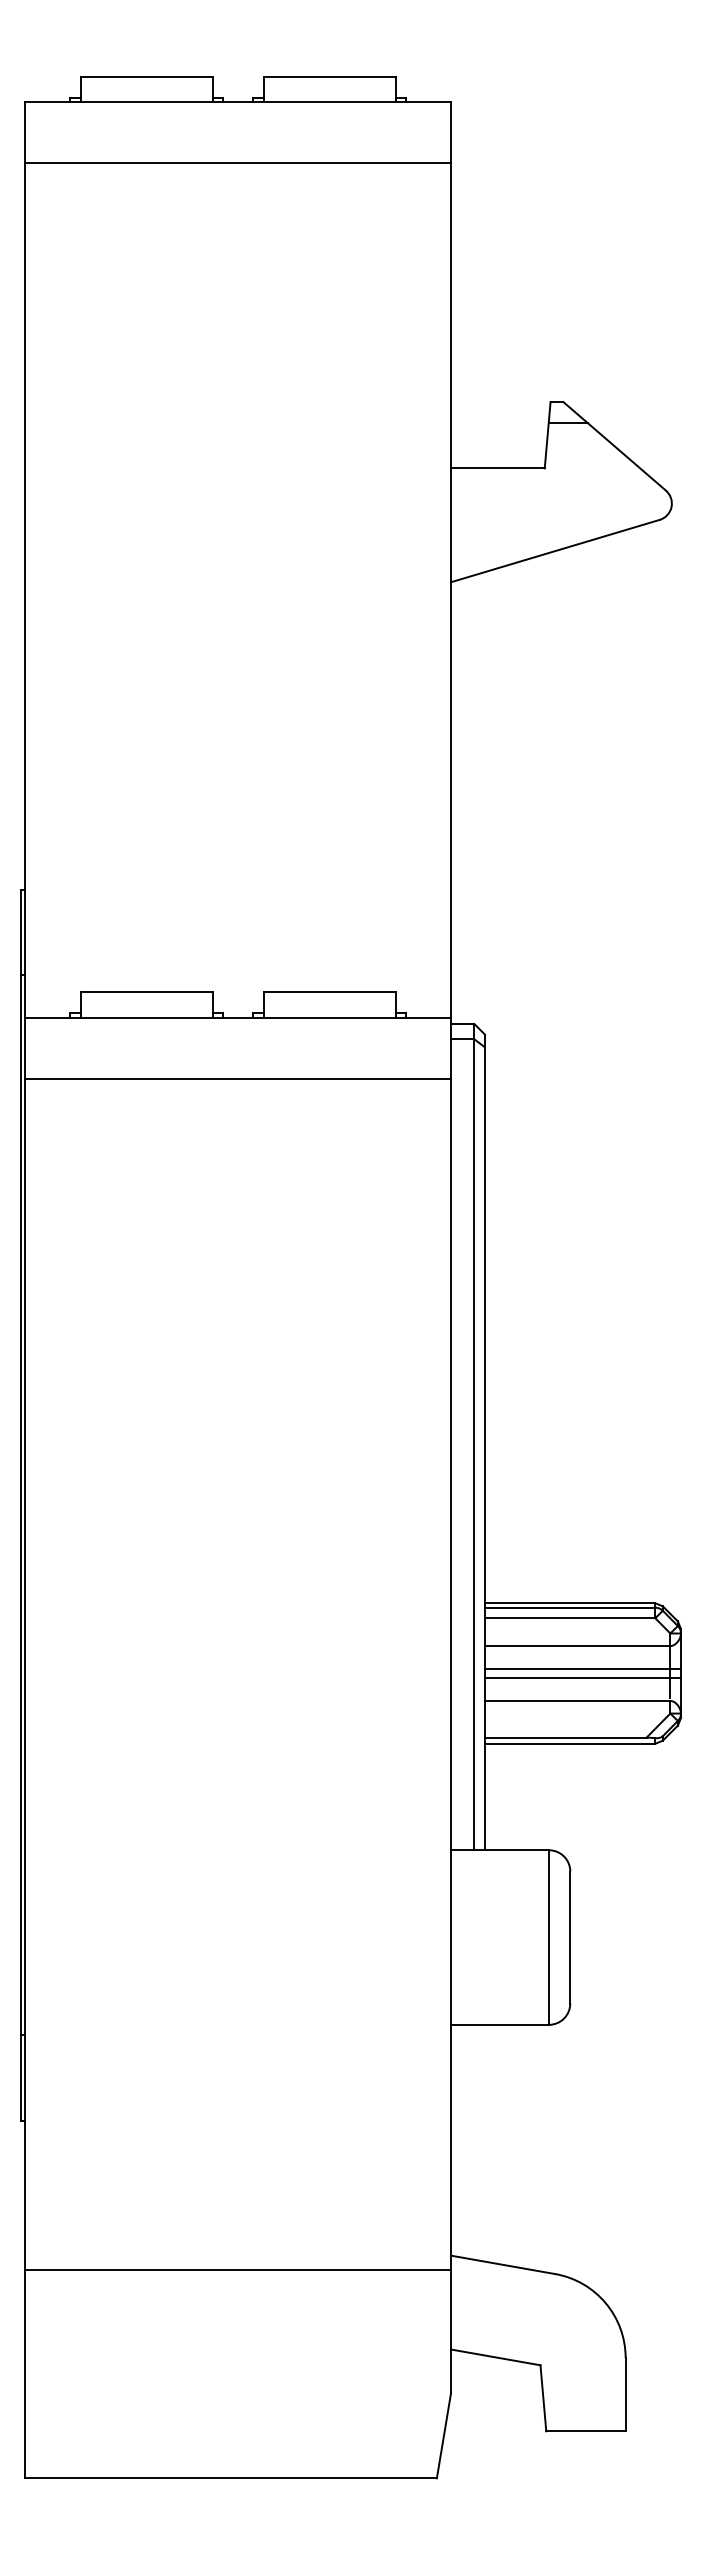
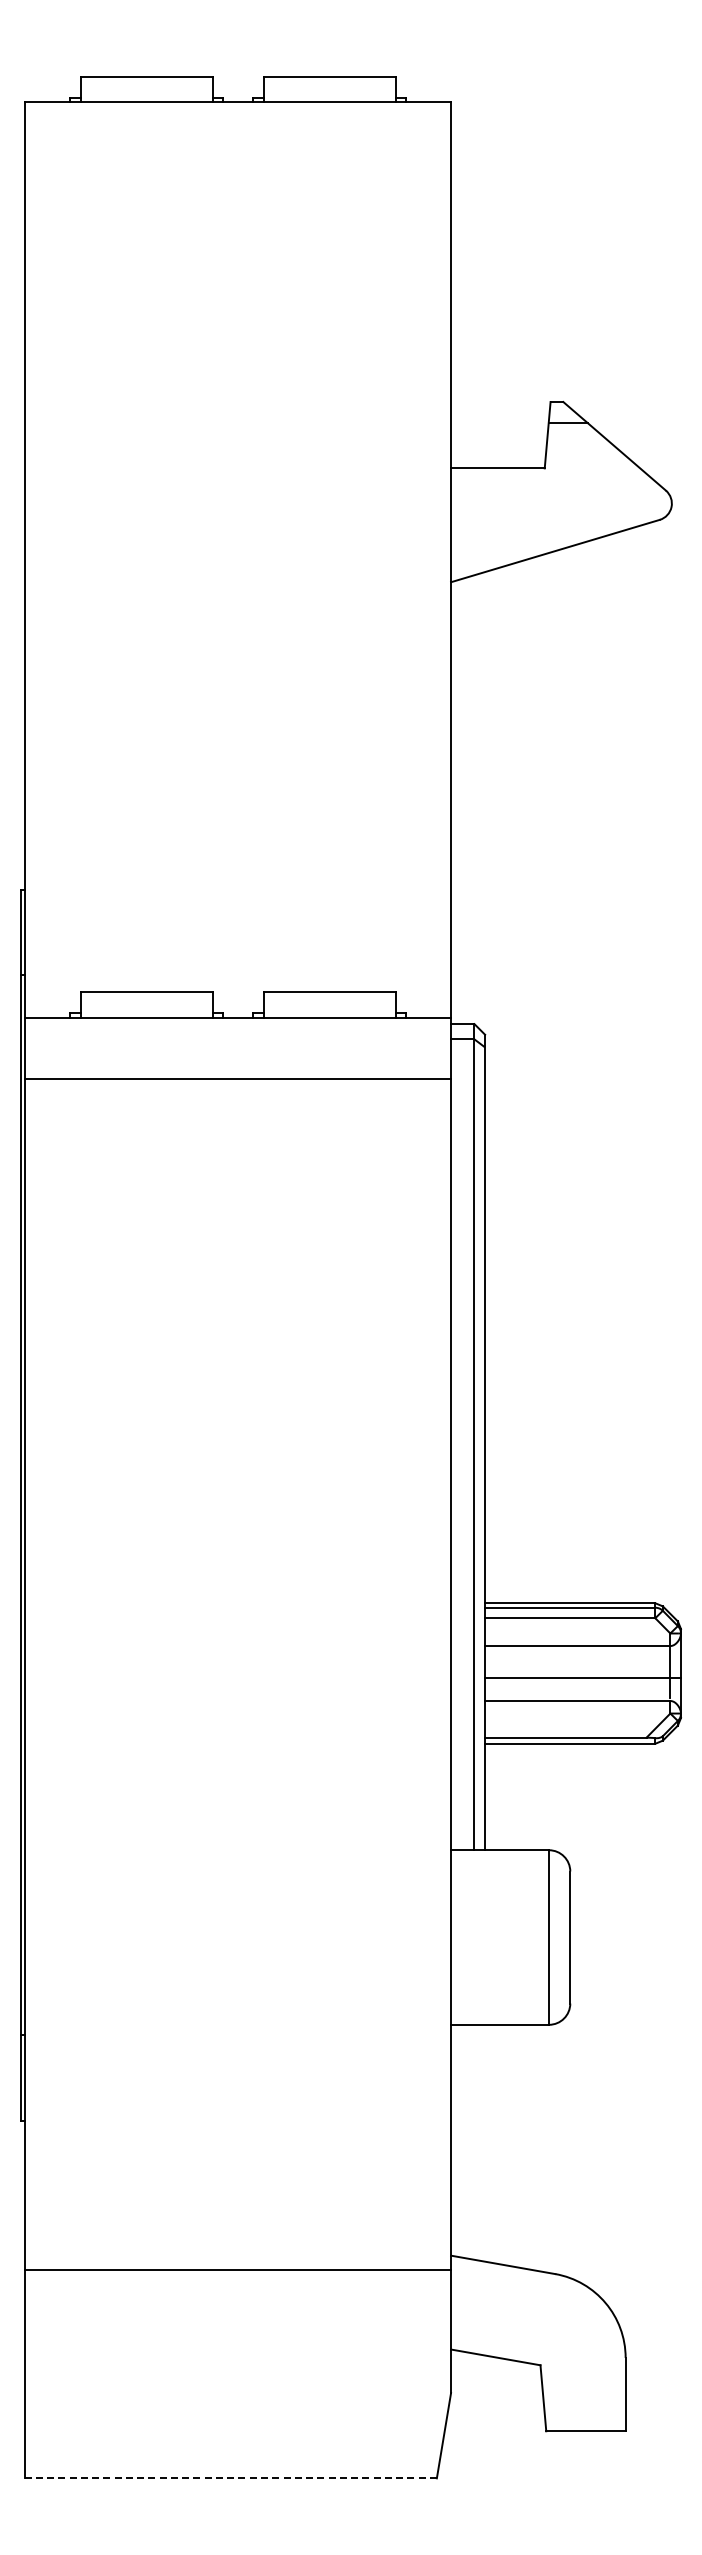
line: present -> none (238, 163)
line: present -> none (583, 1669)
line: solid -> dashed (231, 2478)
